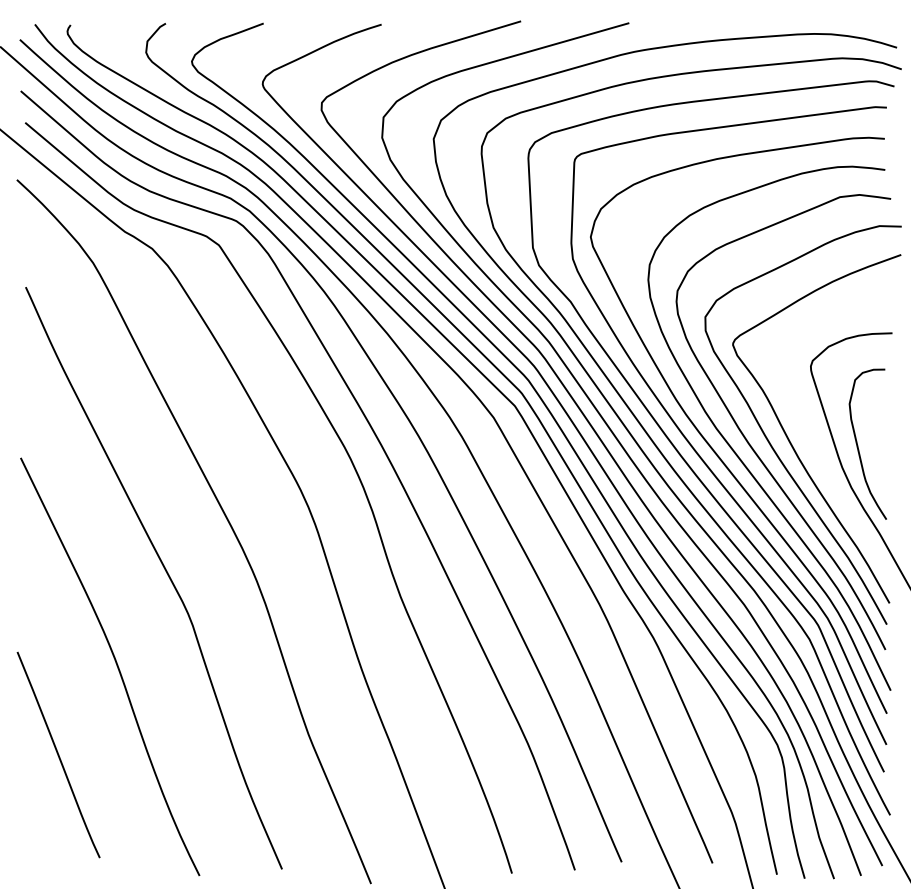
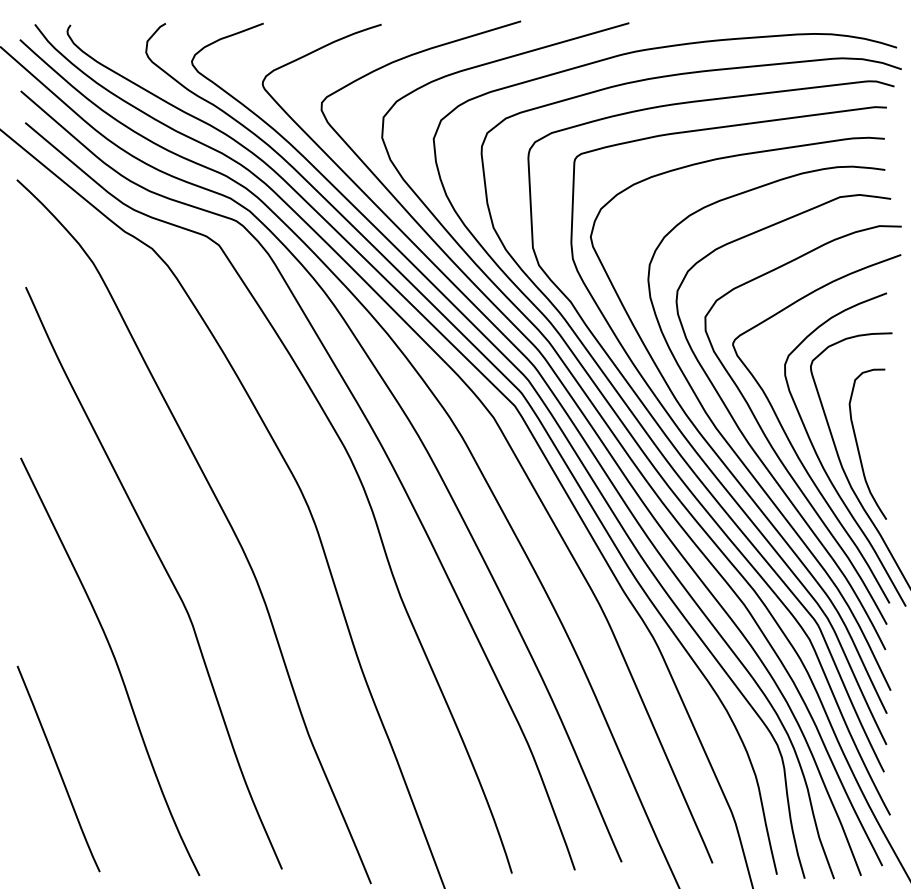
curve: none -> present (821, 461)
curve position: (58, 754) -> (58, 768) (58, 768)
